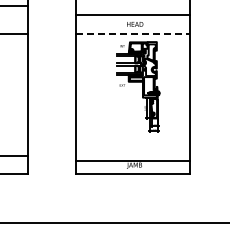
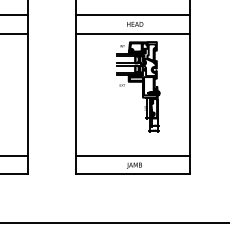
line position: (15, 6) -> (15, 15) (15, 15)
line: dashed -> solid (133, 33)
line position: (132, 160) -> (132, 155) (132, 155)
